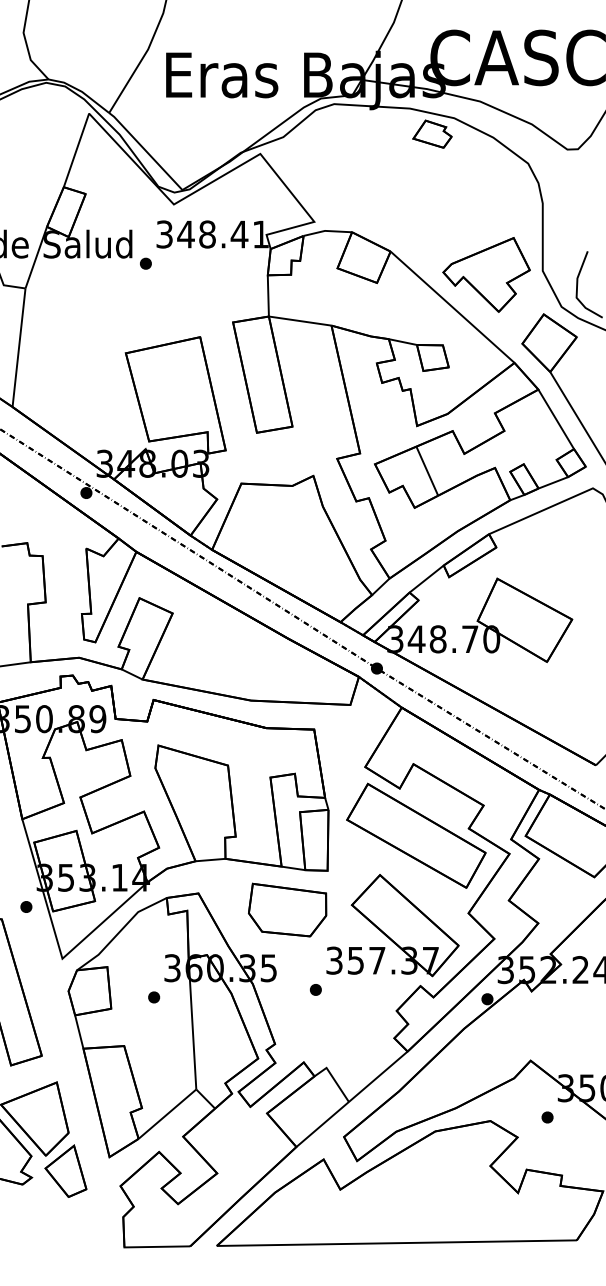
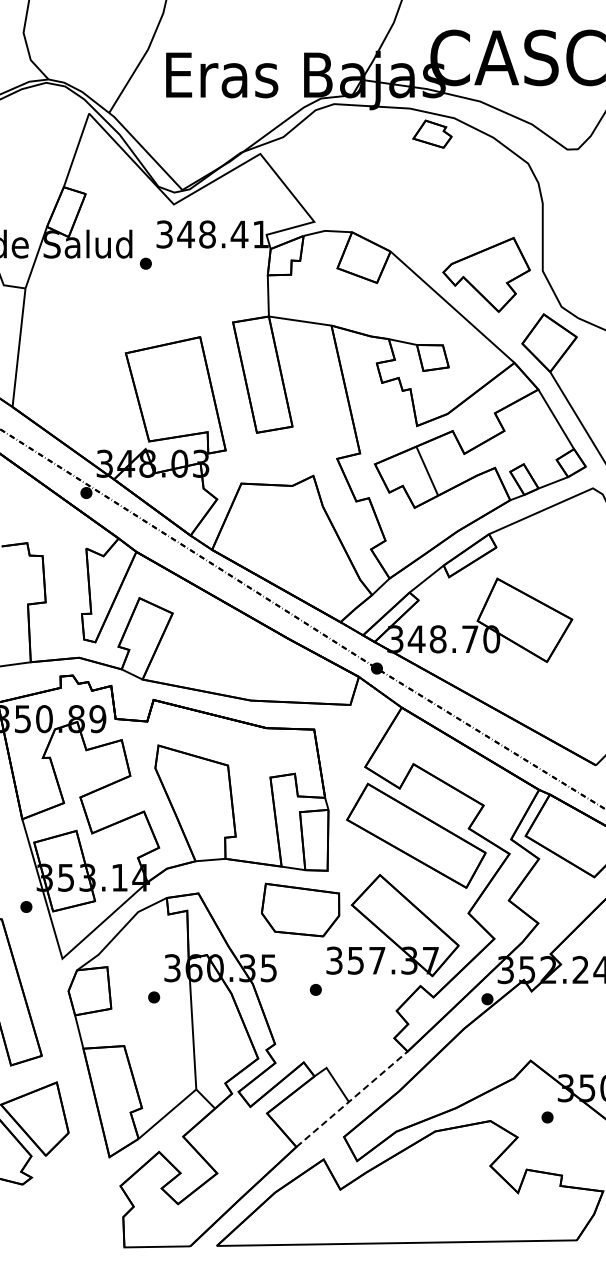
line: present -> none (578, 284)
part position: (287, 909) -> (300, 909) (300, 909)
line: solid -> dashed (352, 1098)
part: present -> none (65, 1170)
